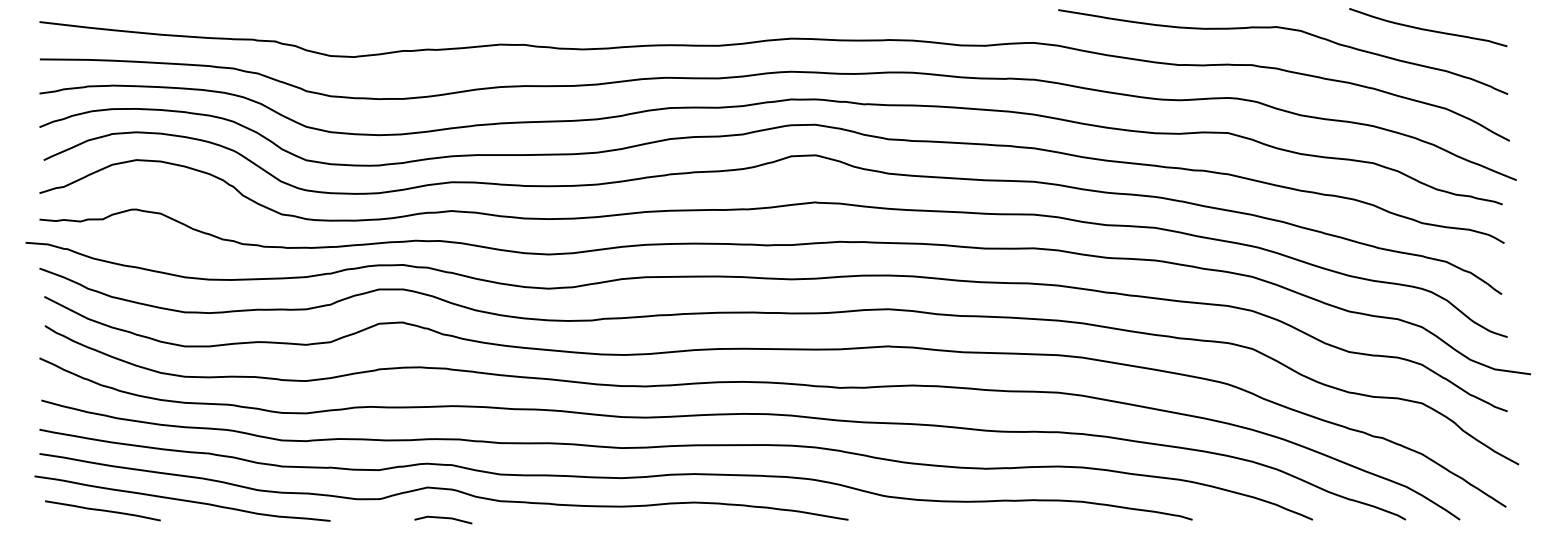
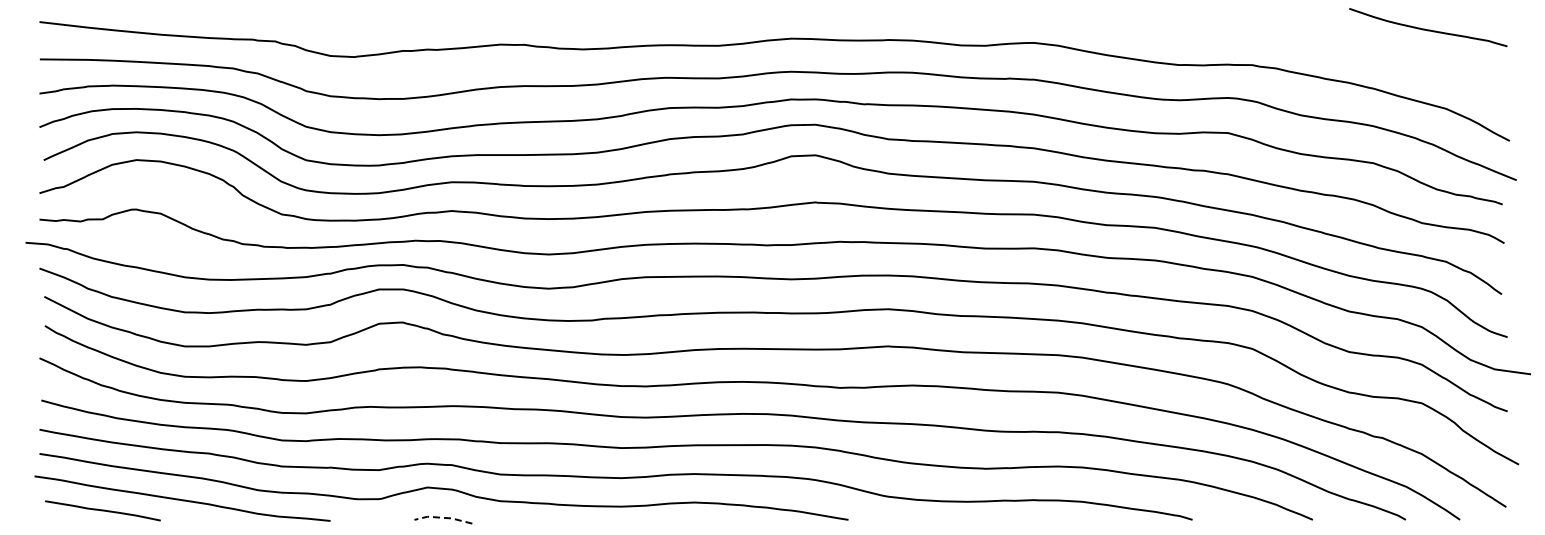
curve: present -> none (1284, 29)
line: solid -> dashed (443, 517)
